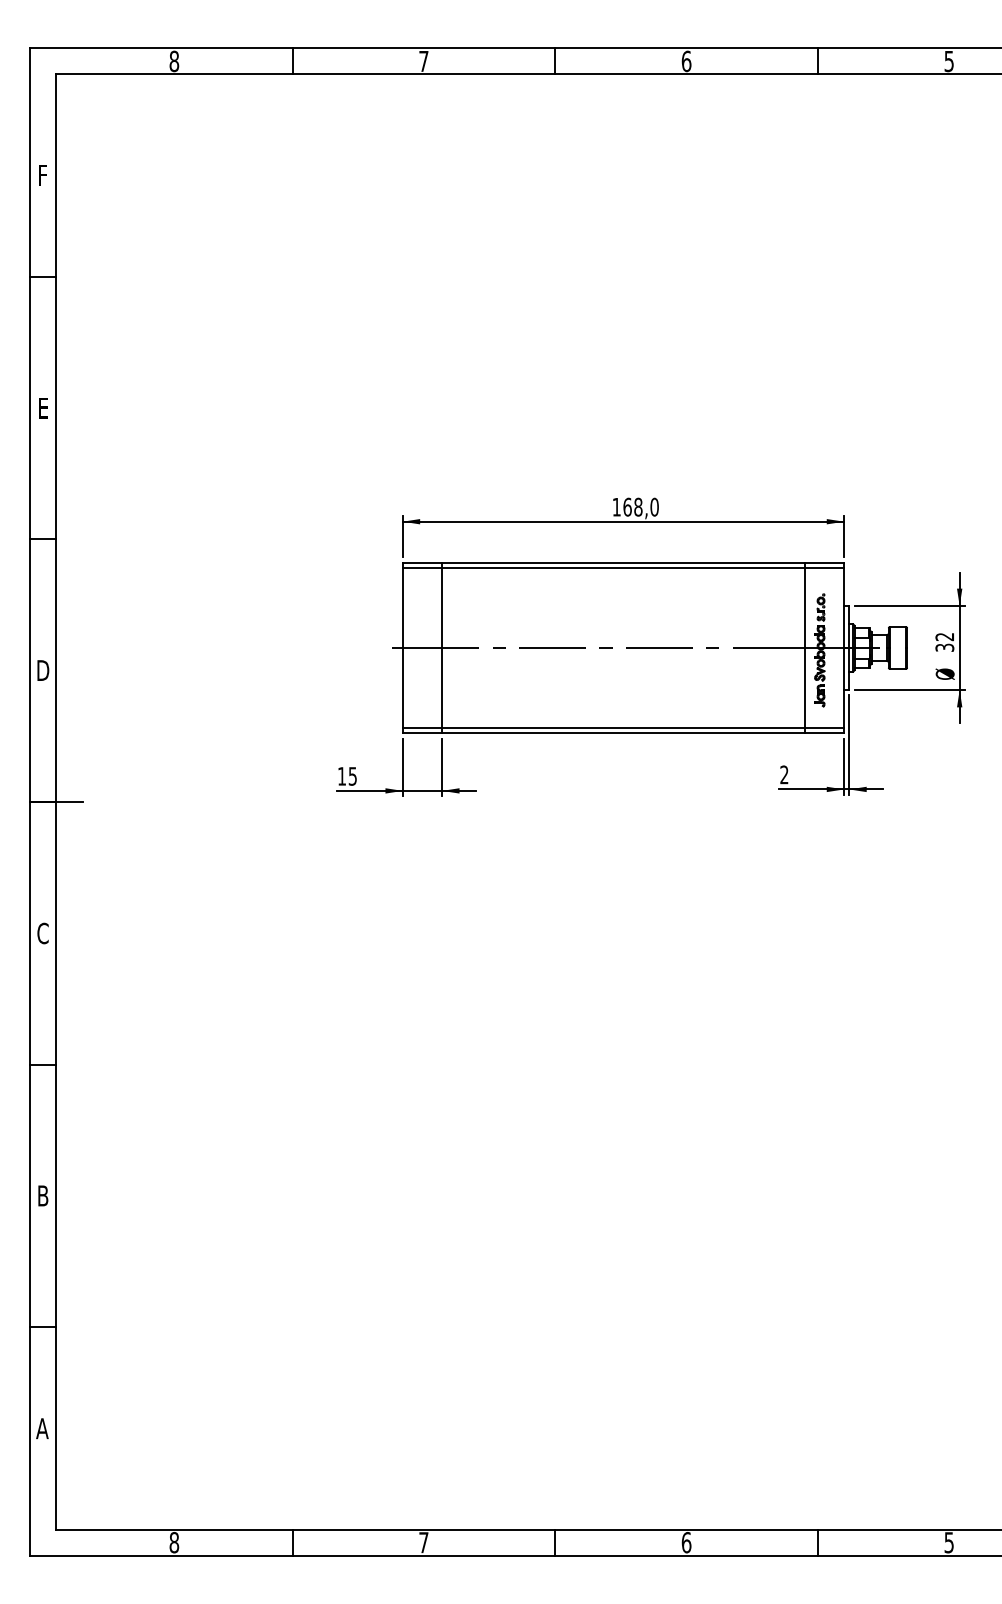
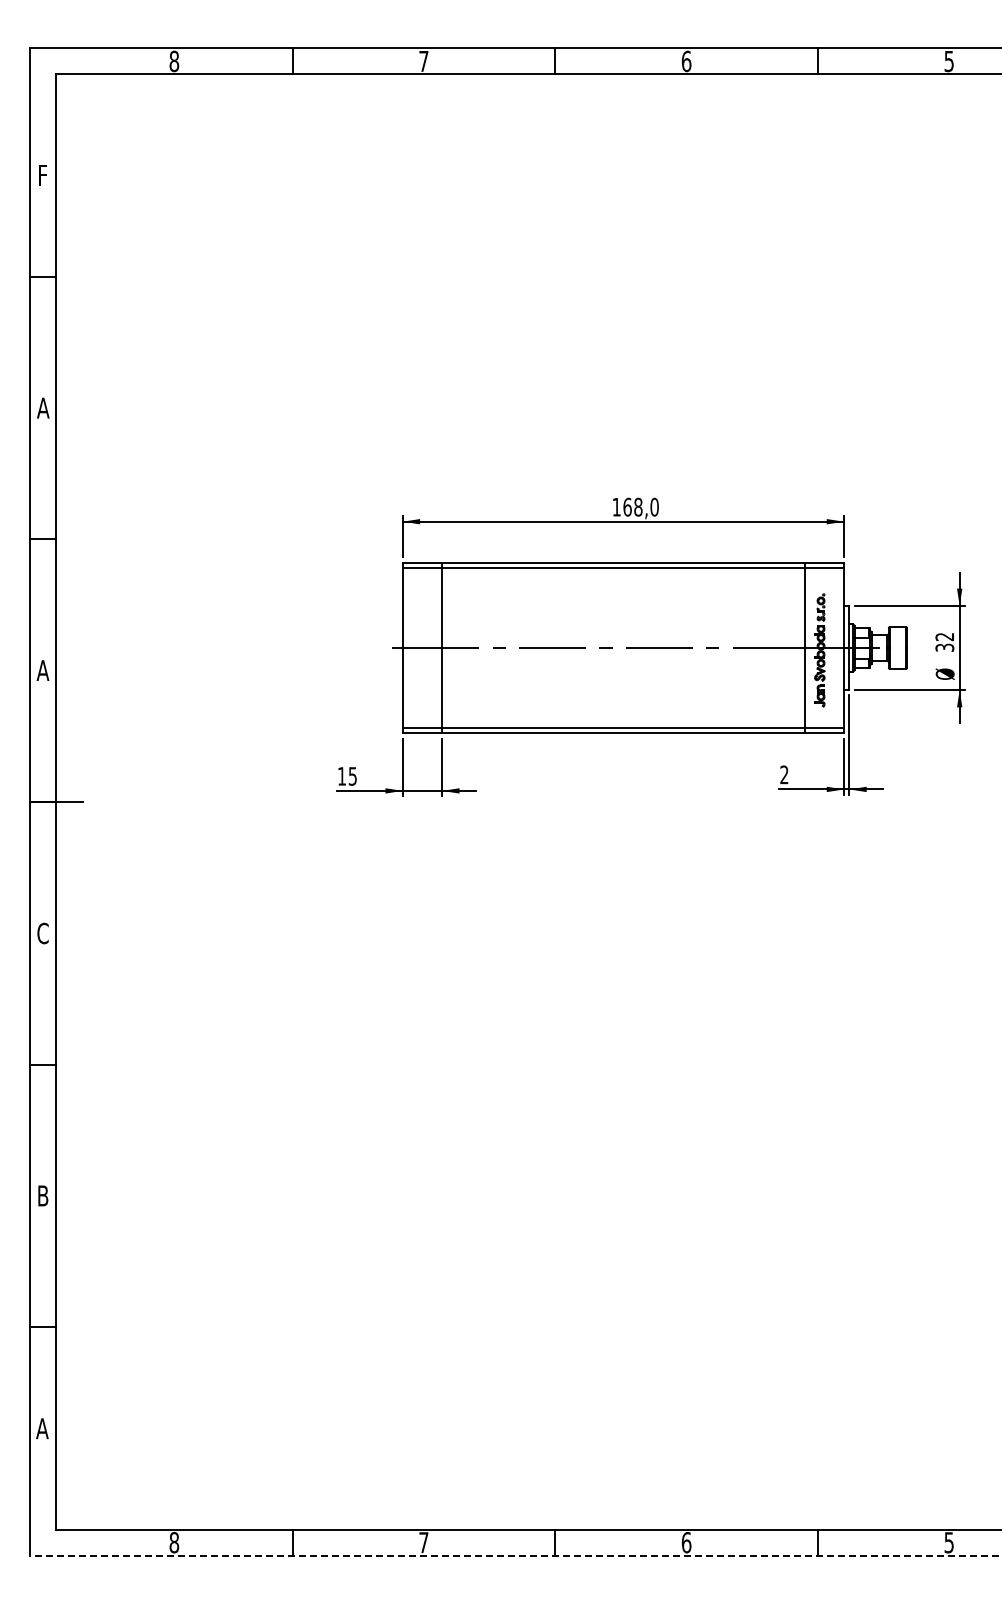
text: E -> A (43, 407)
text: D -> A (42, 670)
line: solid -> dashed (515, 1555)
